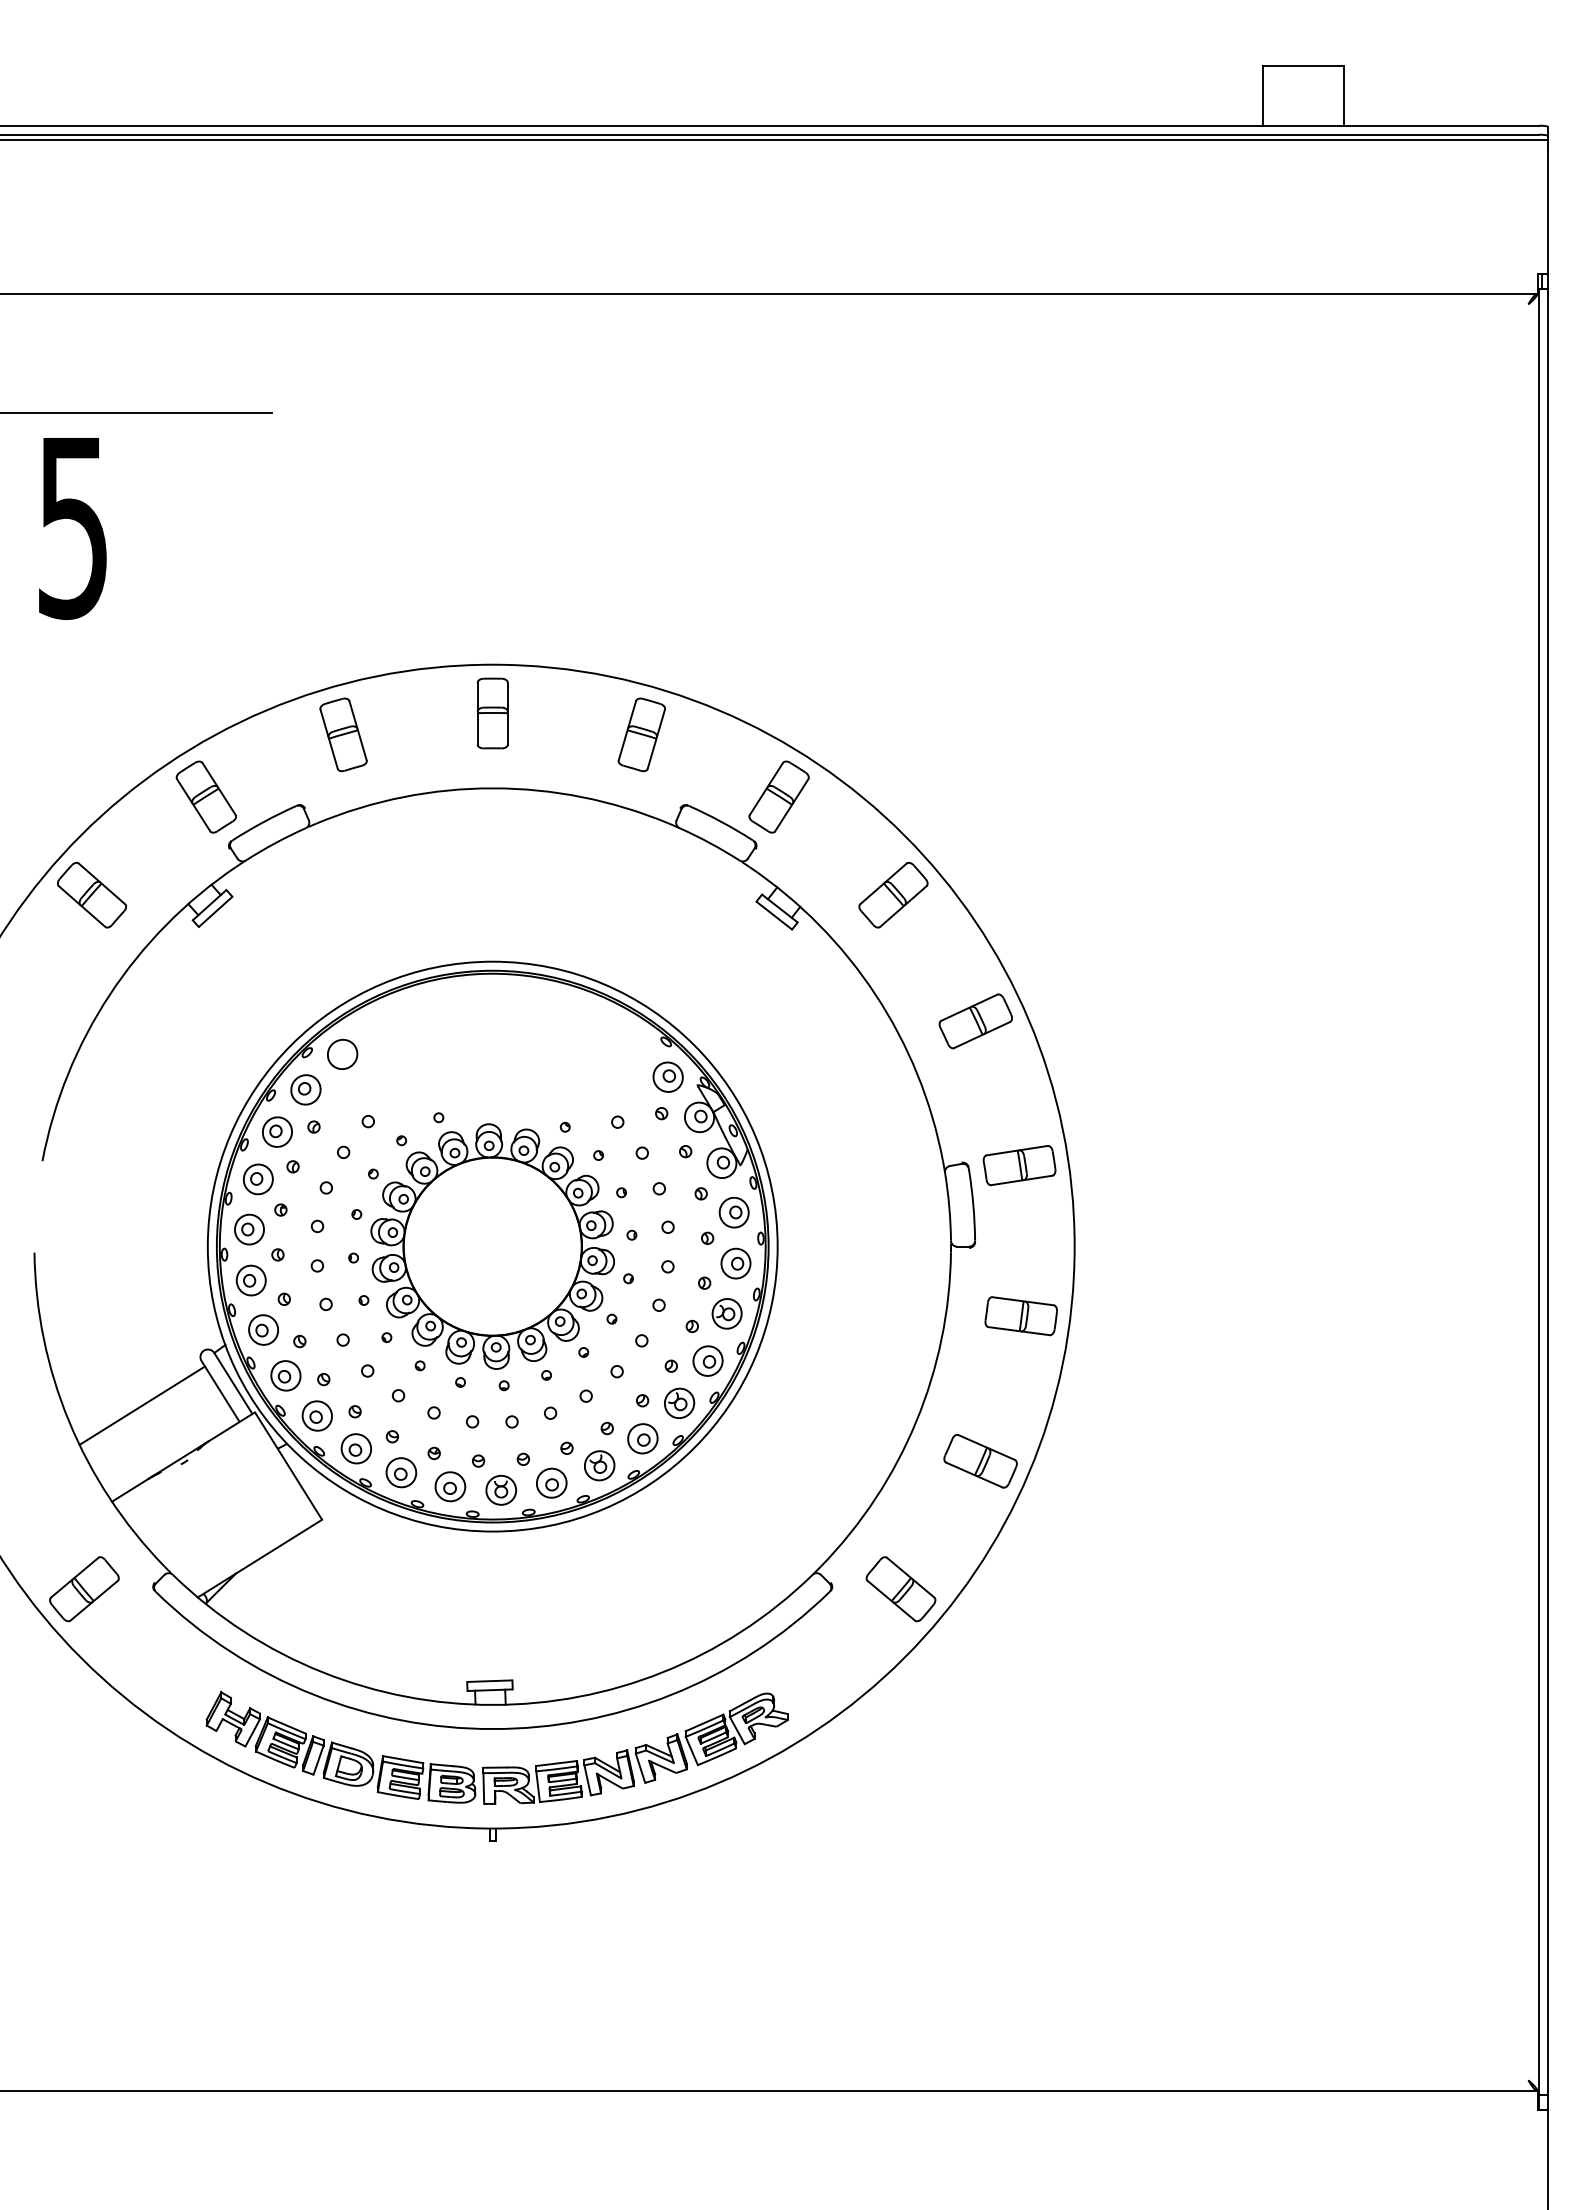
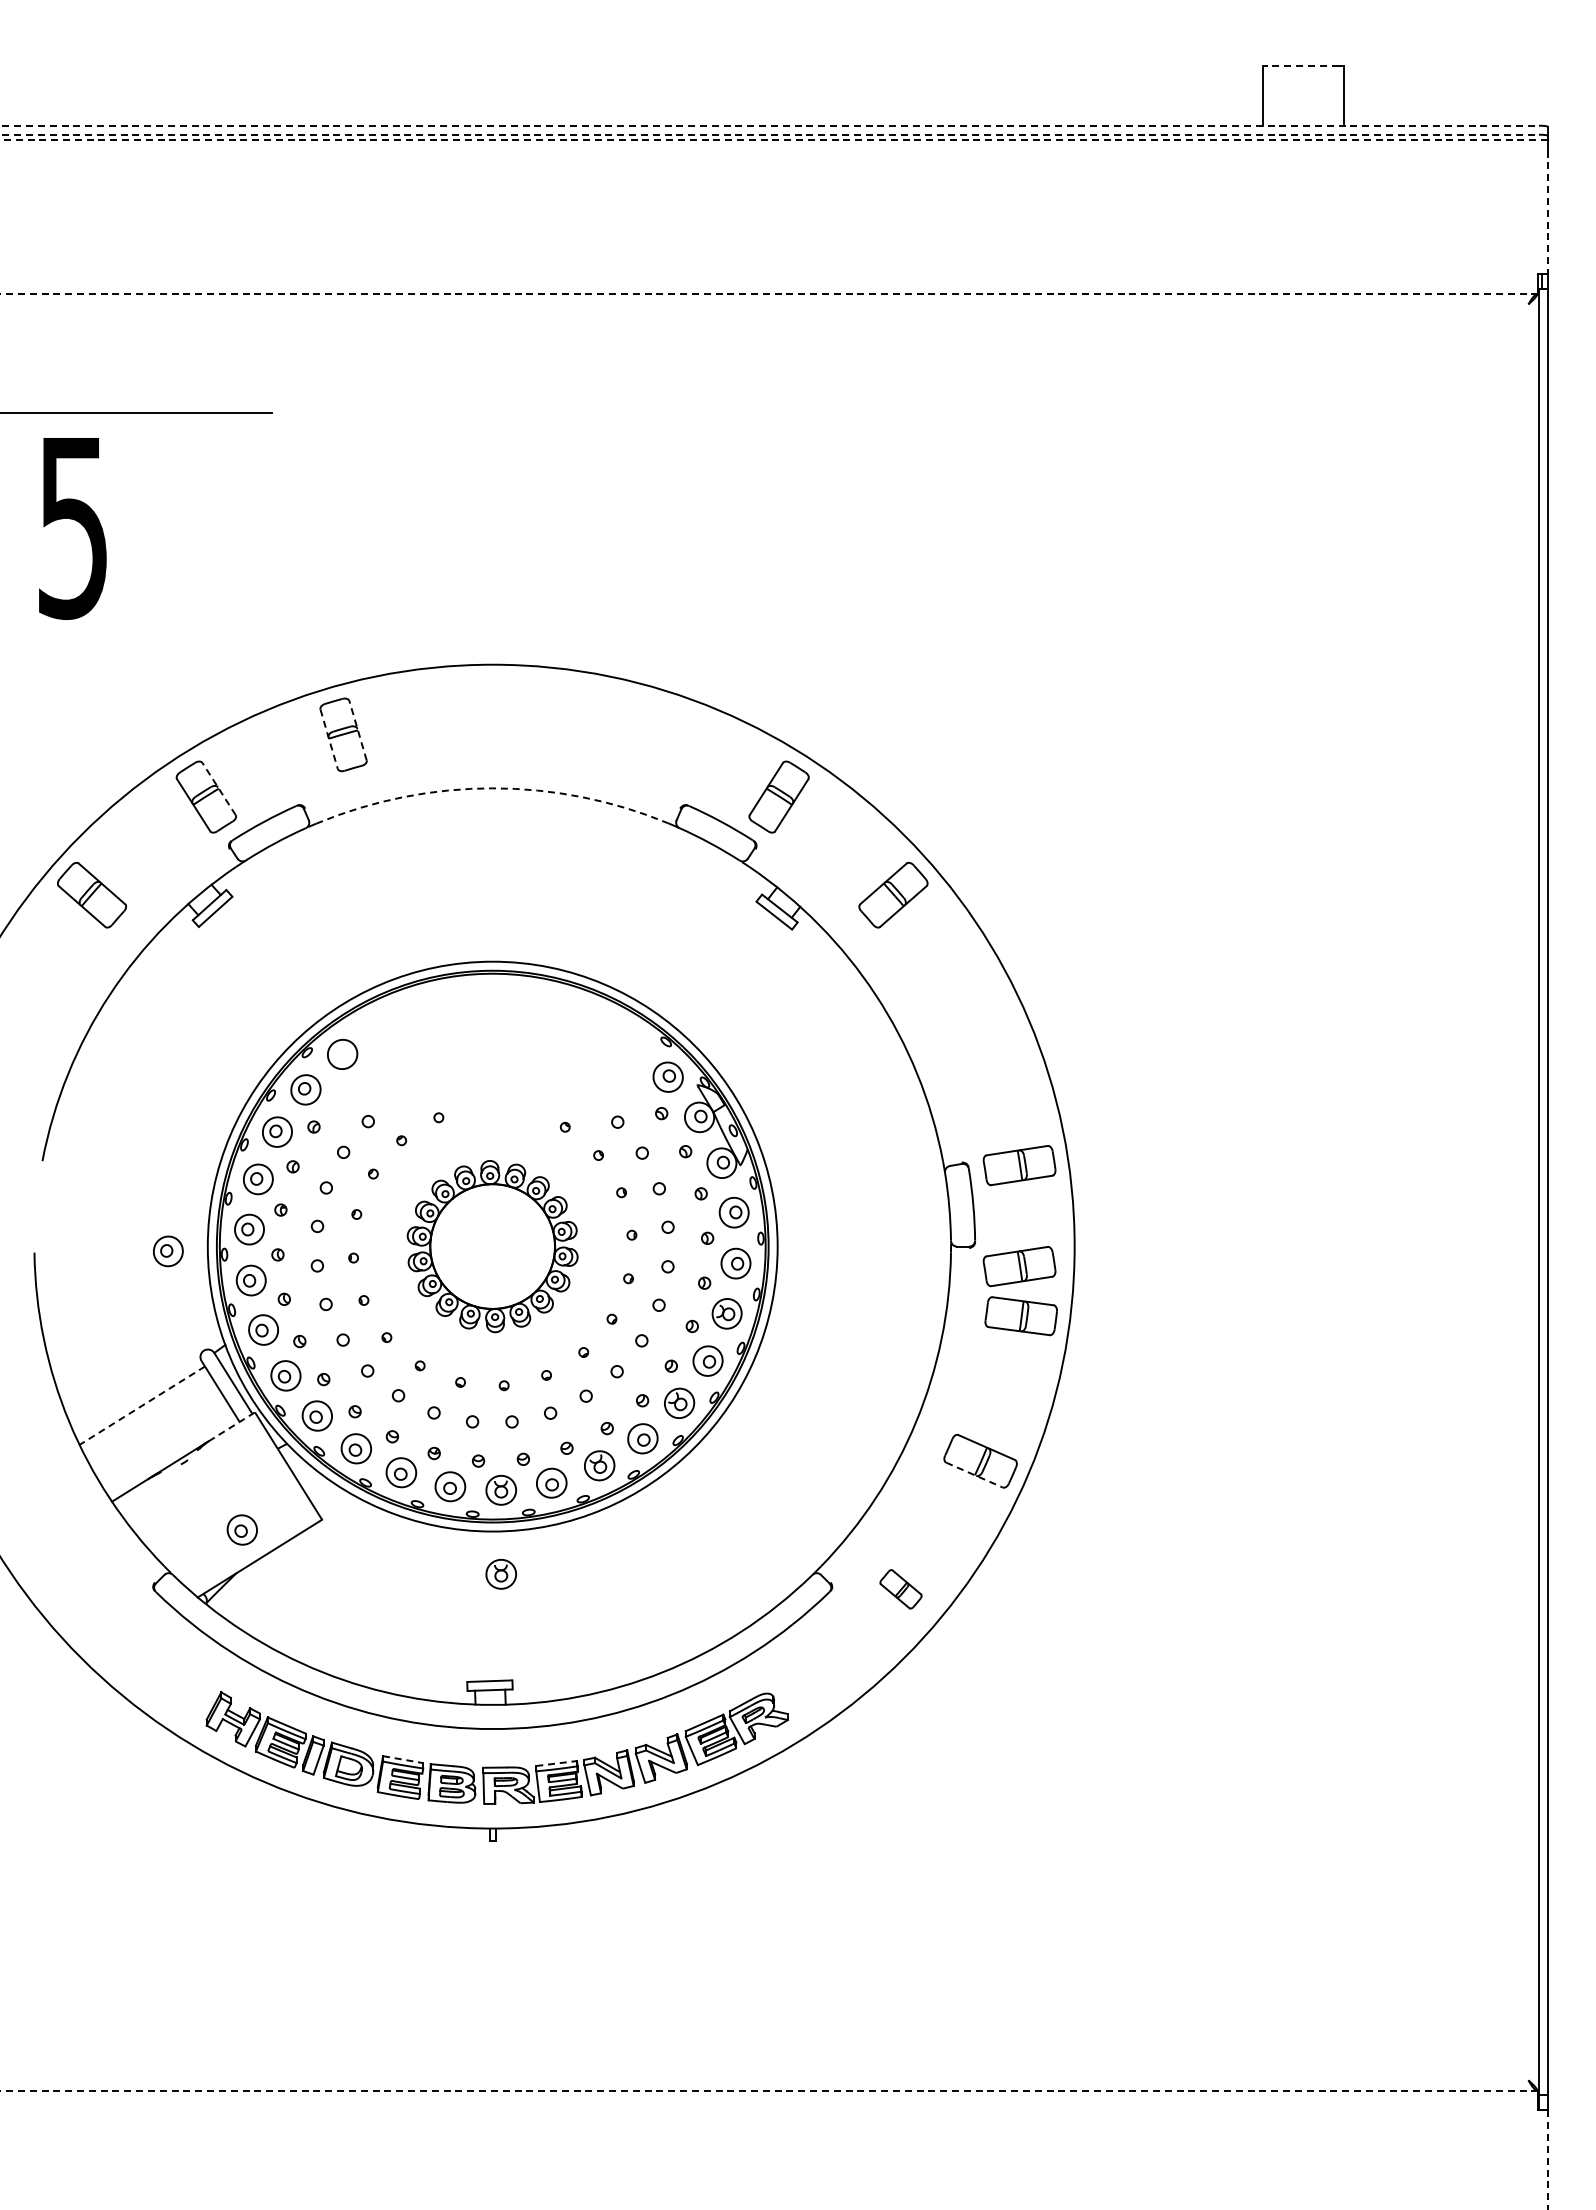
line: solid -> dashed (1300, 66)
line: solid -> dashed (770, 125)
line: solid -> dashed (770, 134)
line: solid -> dashed (773, 140)
line: solid -> dashed (1548, 212)
line: solid -> dashed (768, 293)
part: present -> none (492, 713)
line: solid -> dashed (358, 730)
part: present -> none (641, 734)
line: solid -> dashed (329, 739)
arc: solid -> dashed (492, 788)
line: solid -> dashed (219, 789)
part: present -> none (975, 1021)
part size: 245x247 px -> 173x174 px (492, 1246)
part: none -> present (168, 1251)
part: none -> present (1019, 1266)
line: solid -> dashed (142, 1405)
line: solid -> dashed (232, 1426)
line: solid -> dashed (974, 1475)
part: none -> present (241, 1529)
part: none -> present (500, 1574)
part: present -> none (84, 1589)
part size: 72x67 px -> 44x41 px (900, 1589)
line: solid -> dashed (403, 1759)
line: solid -> dashed (556, 1763)
line: solid -> dashed (768, 2090)
line: solid -> dashed (1548, 2160)
